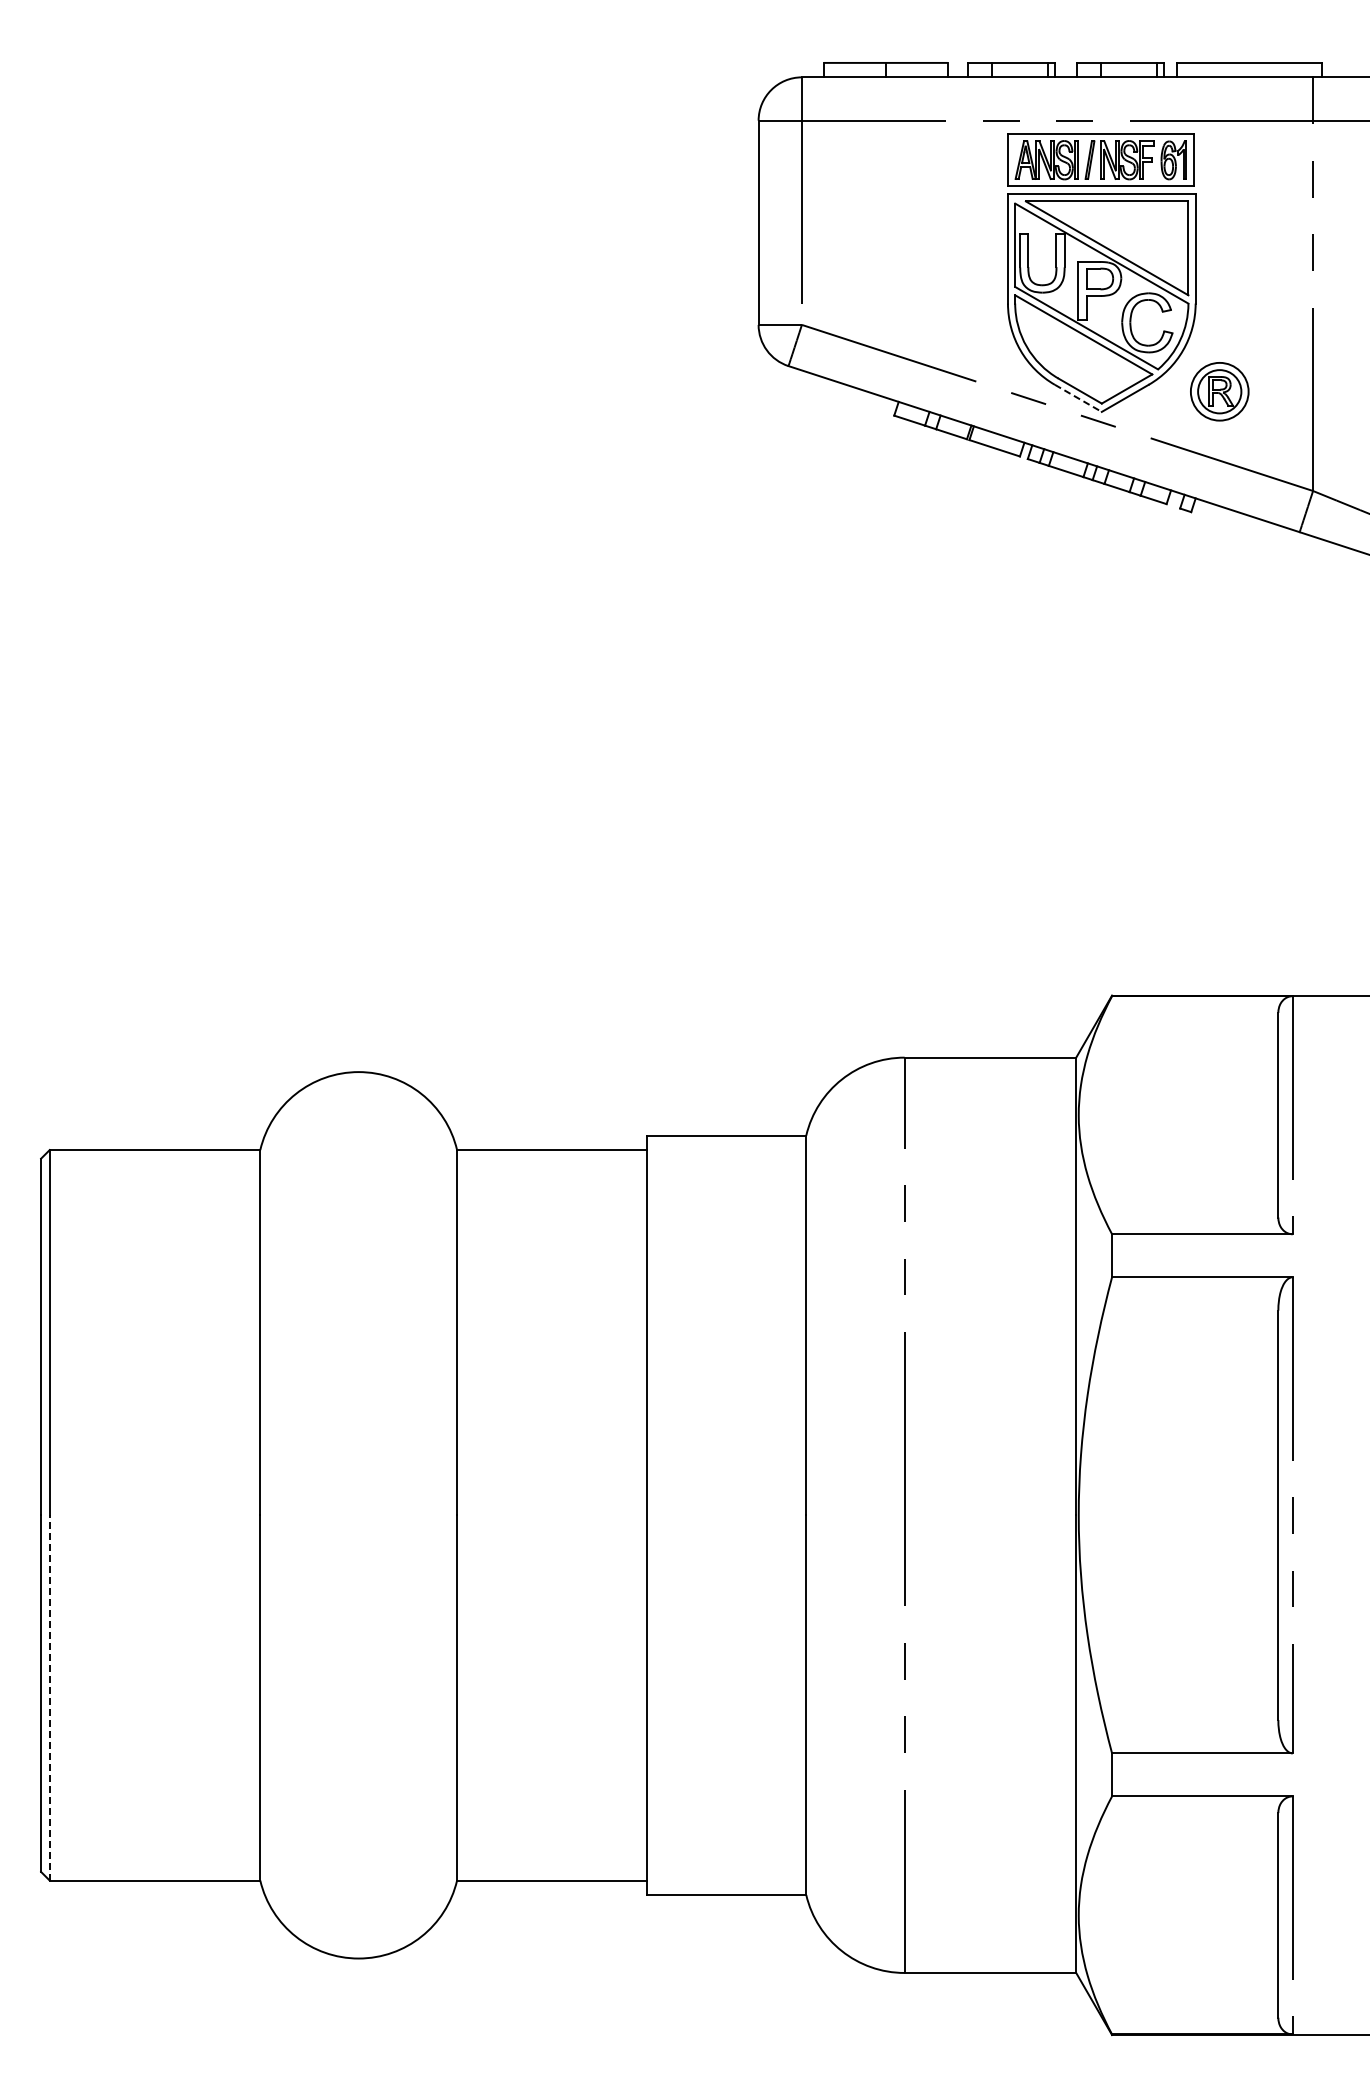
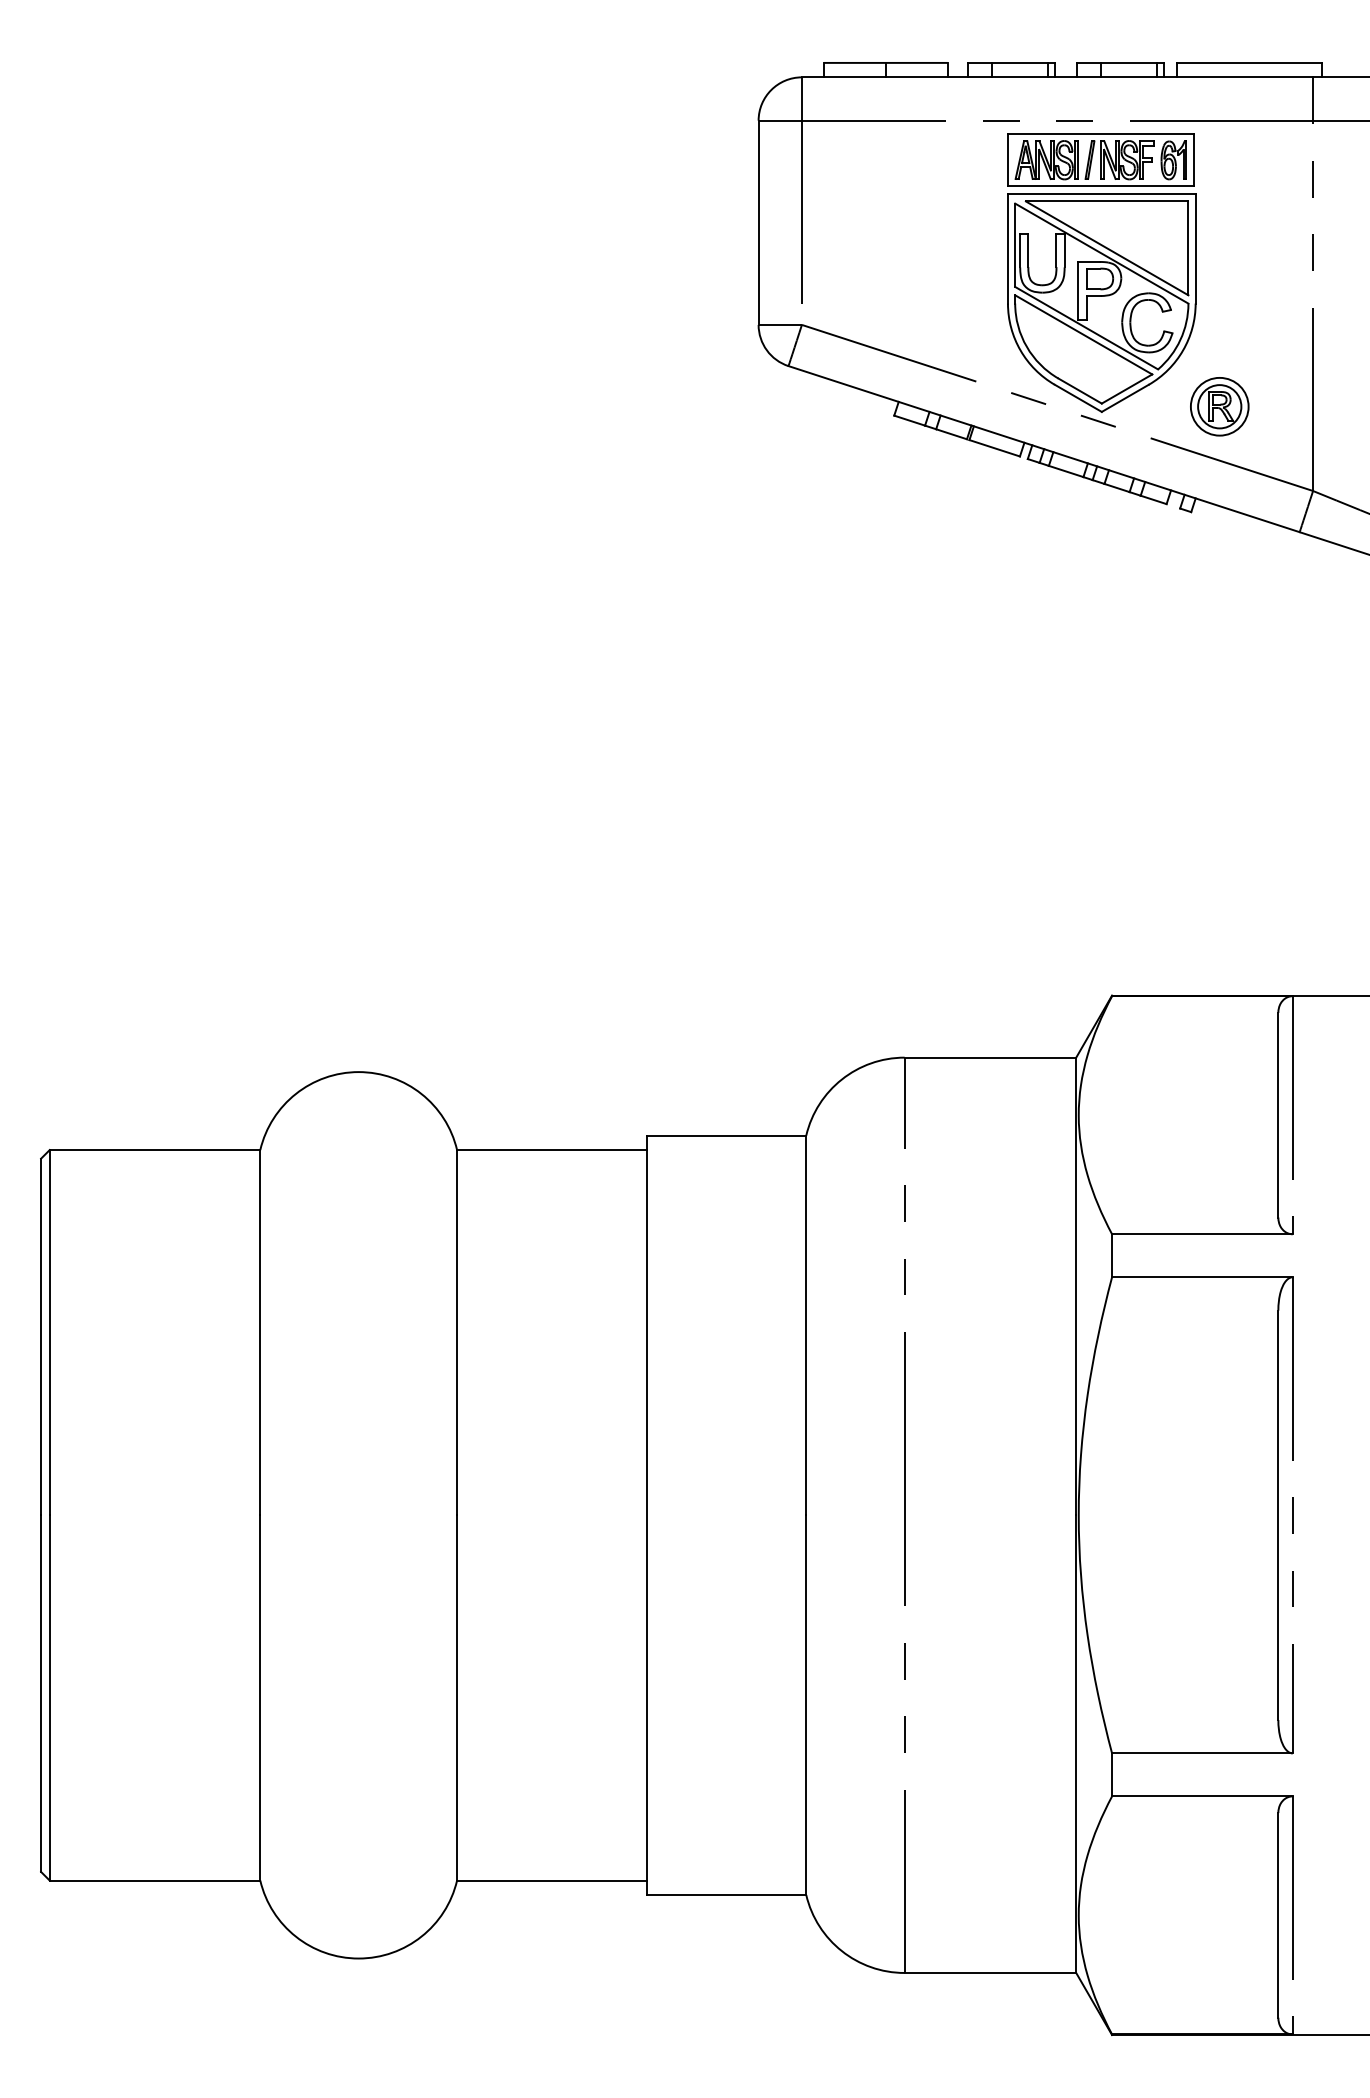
part position: (1219, 391) -> (1219, 406) (1219, 406)
line: dashed -> solid (1078, 398)
line: dashed -> solid (49, 1697)
